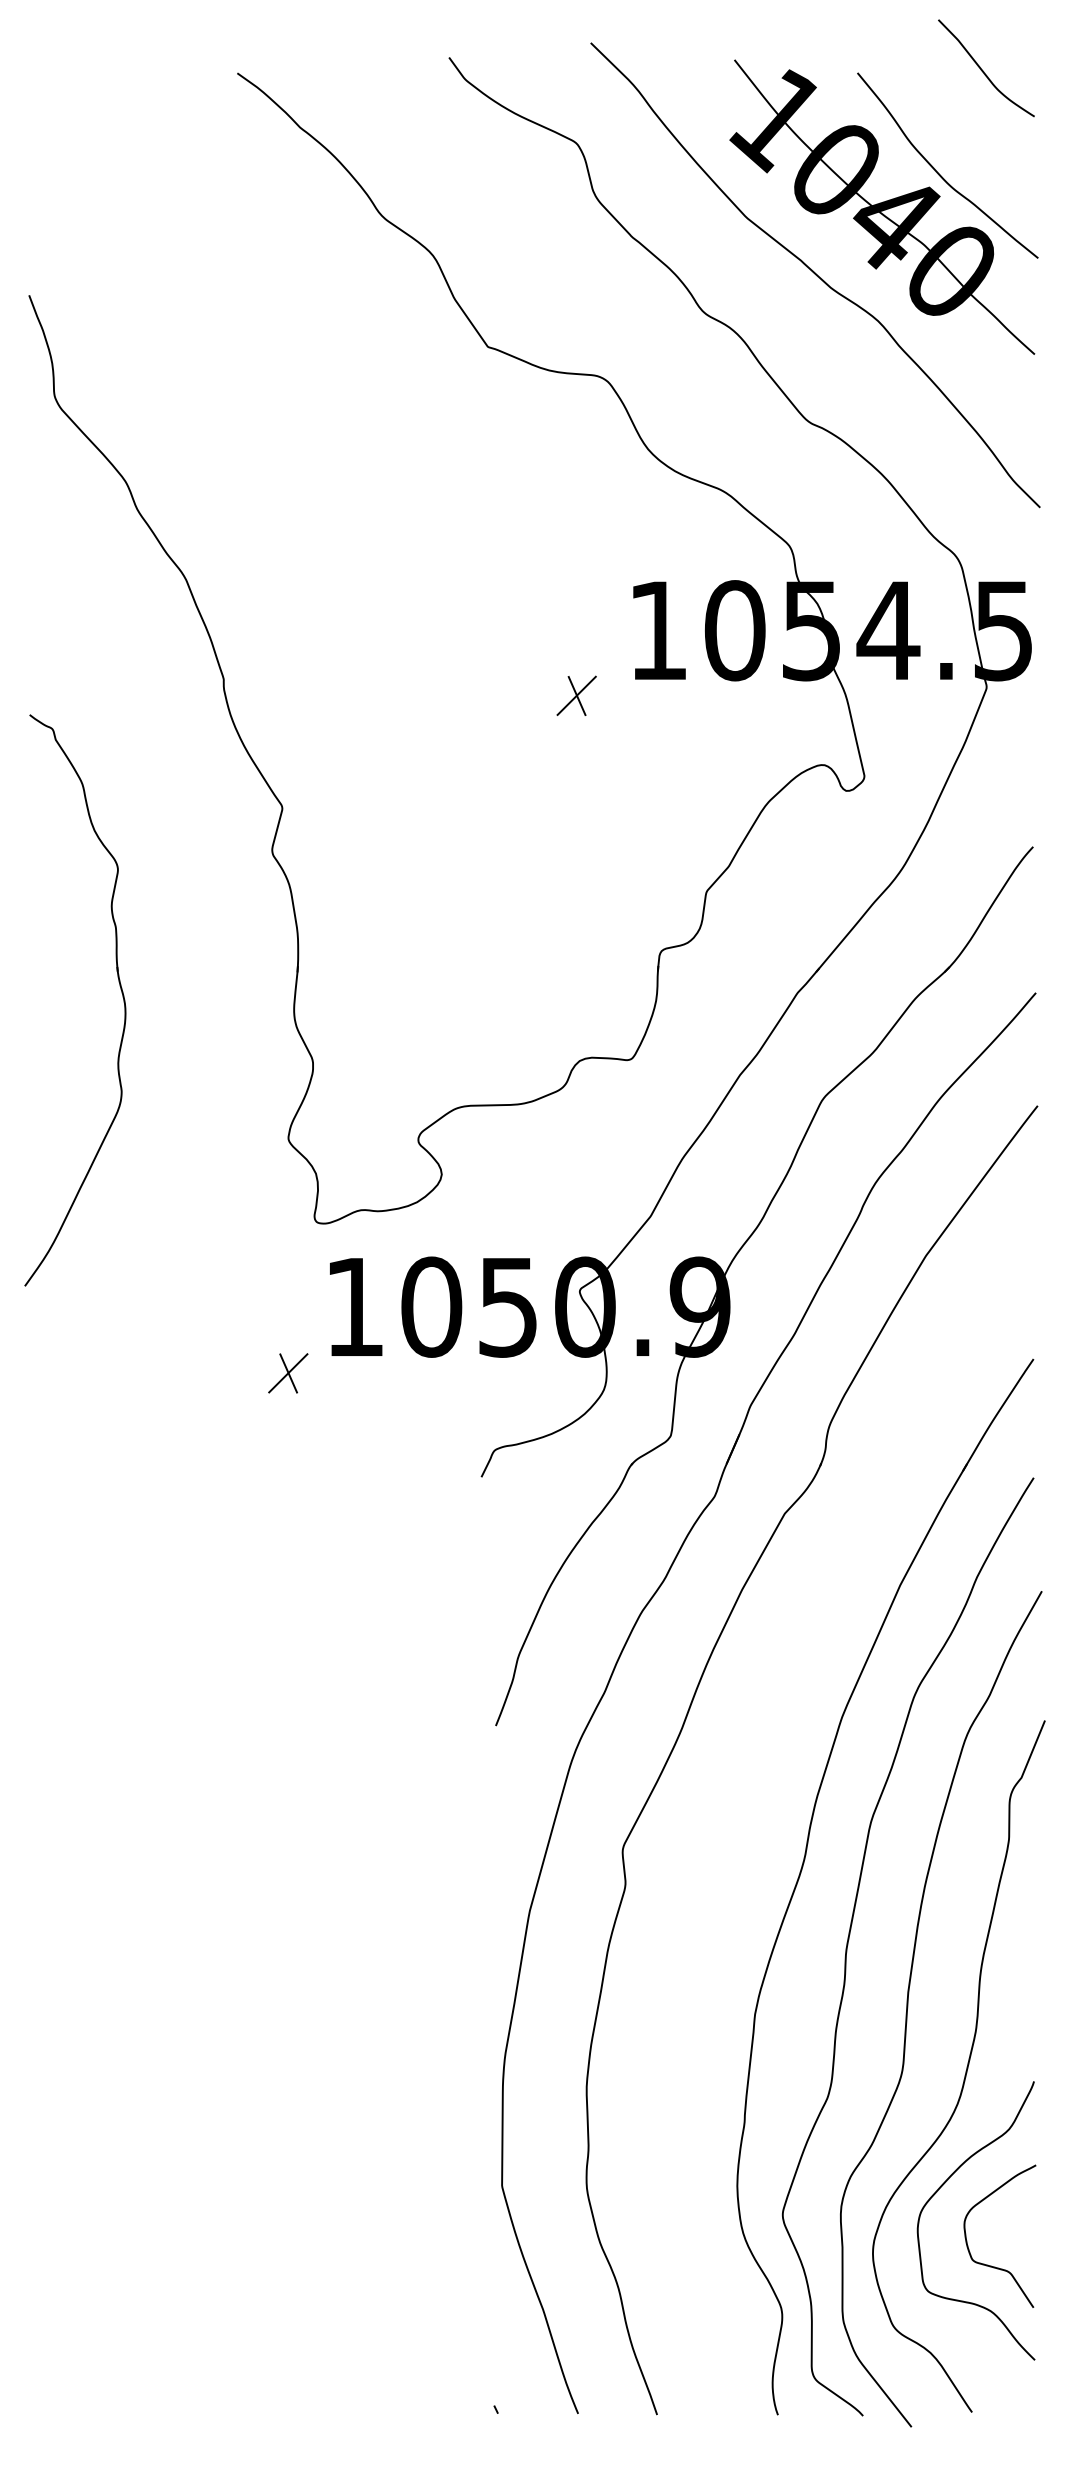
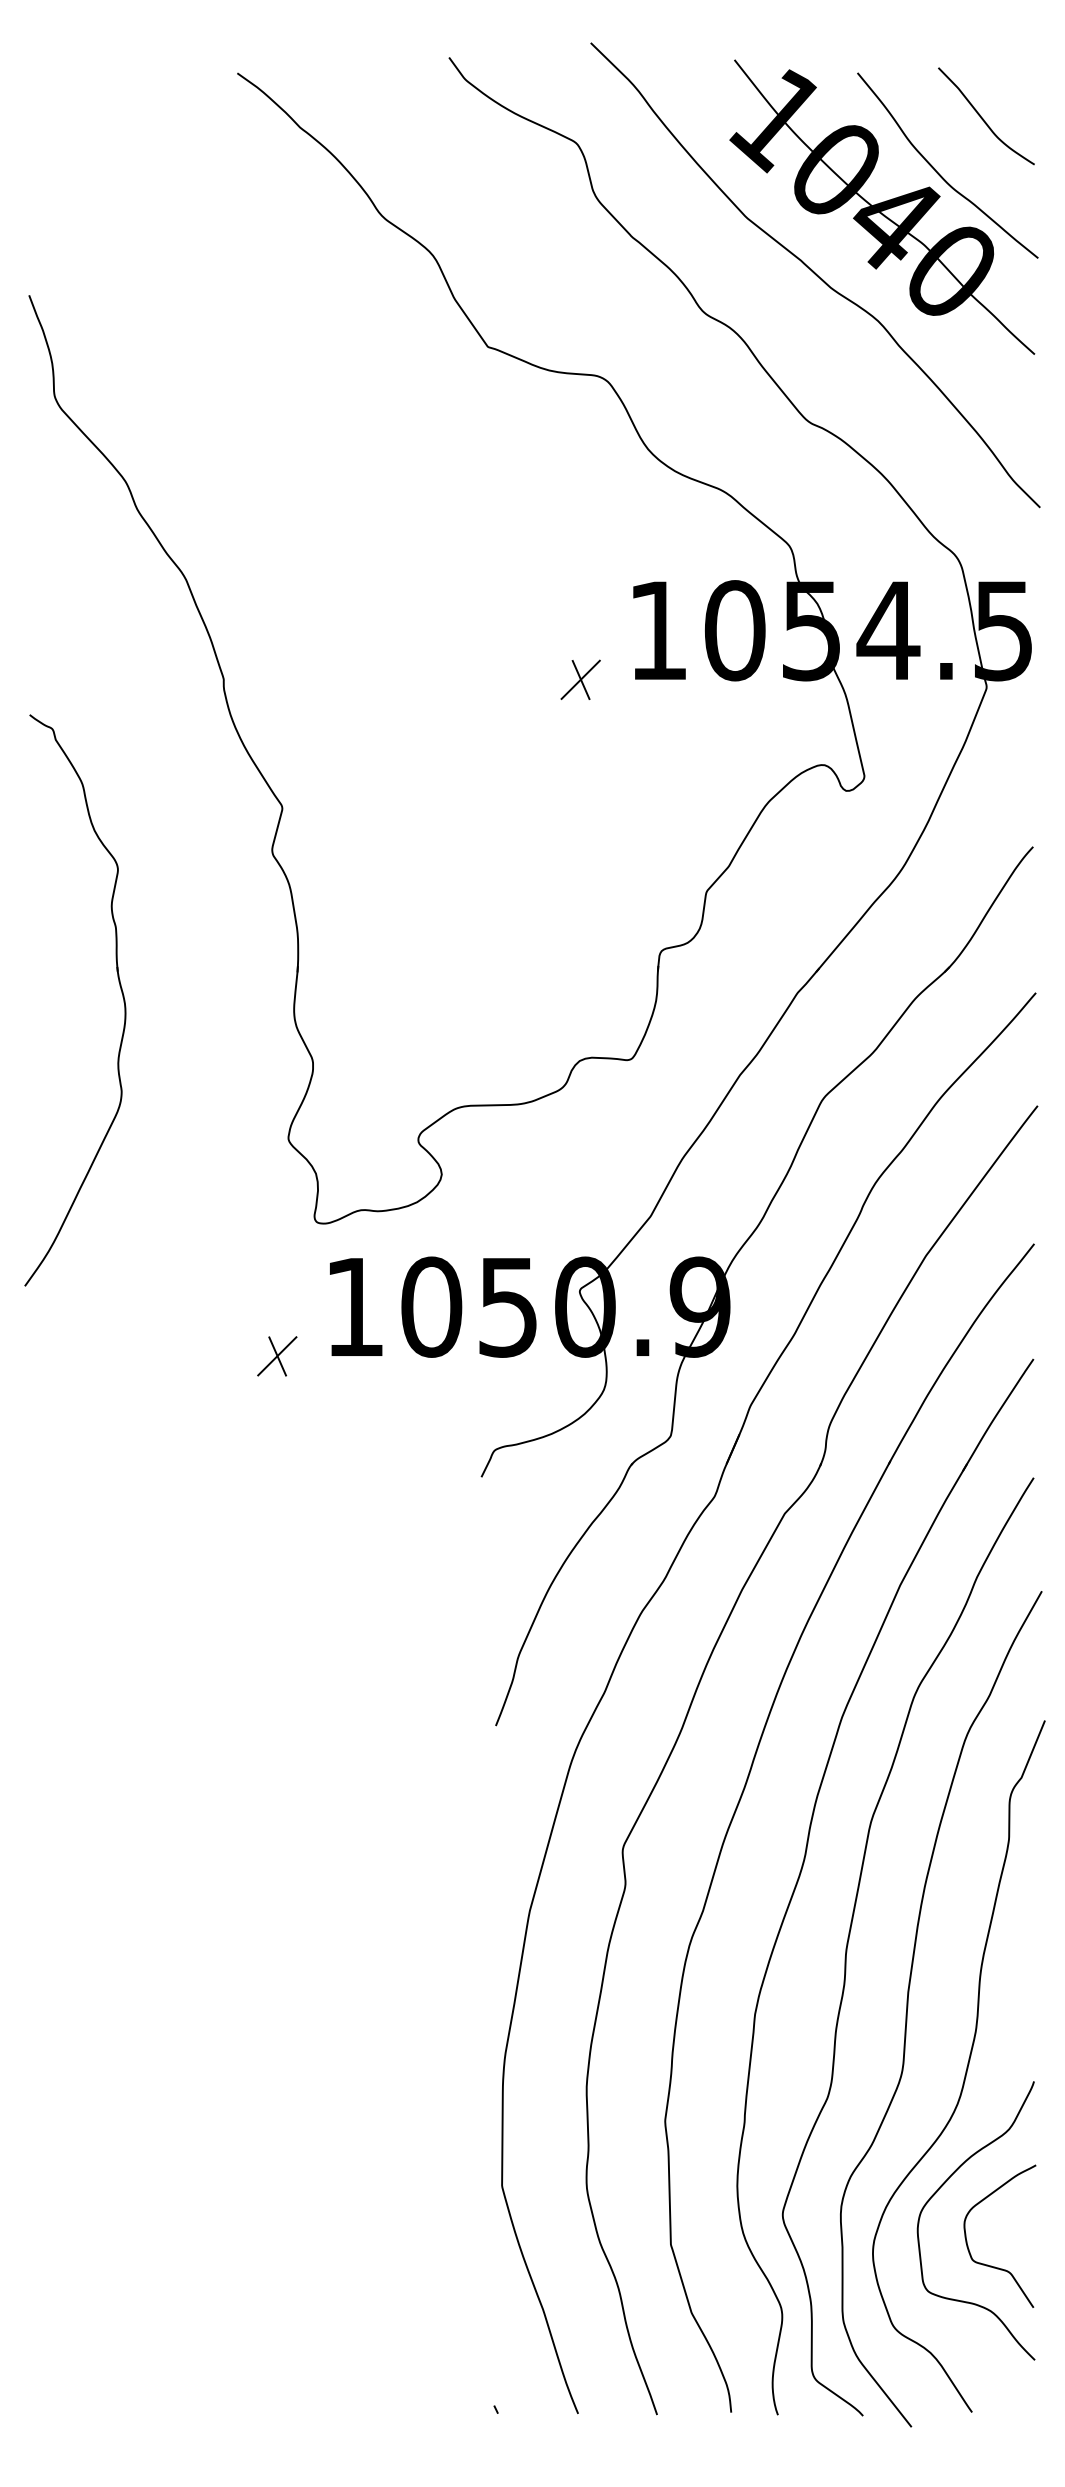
curve position: (983, 70) -> (983, 118) (983, 118)
part position: (576, 695) -> (580, 679) (580, 679)
part position: (288, 1373) -> (277, 1356) (277, 1356)
part: none -> present (744, 1791)
